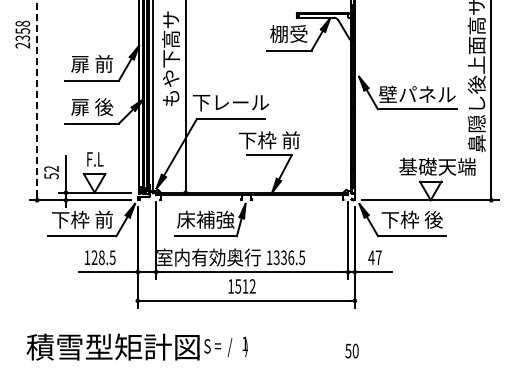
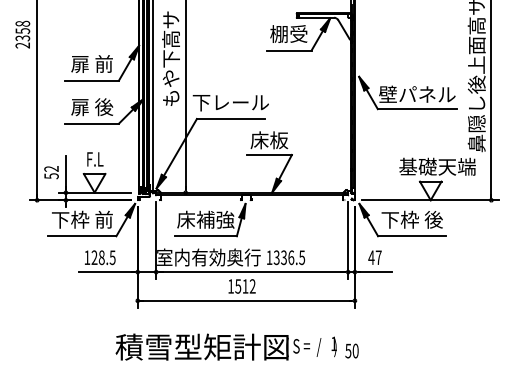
line: dashed -> solid (37, 97)
text: 下枠 前 -> 床板 (269, 140)
text position: (136, 346) -> (225, 346) (225, 346)
